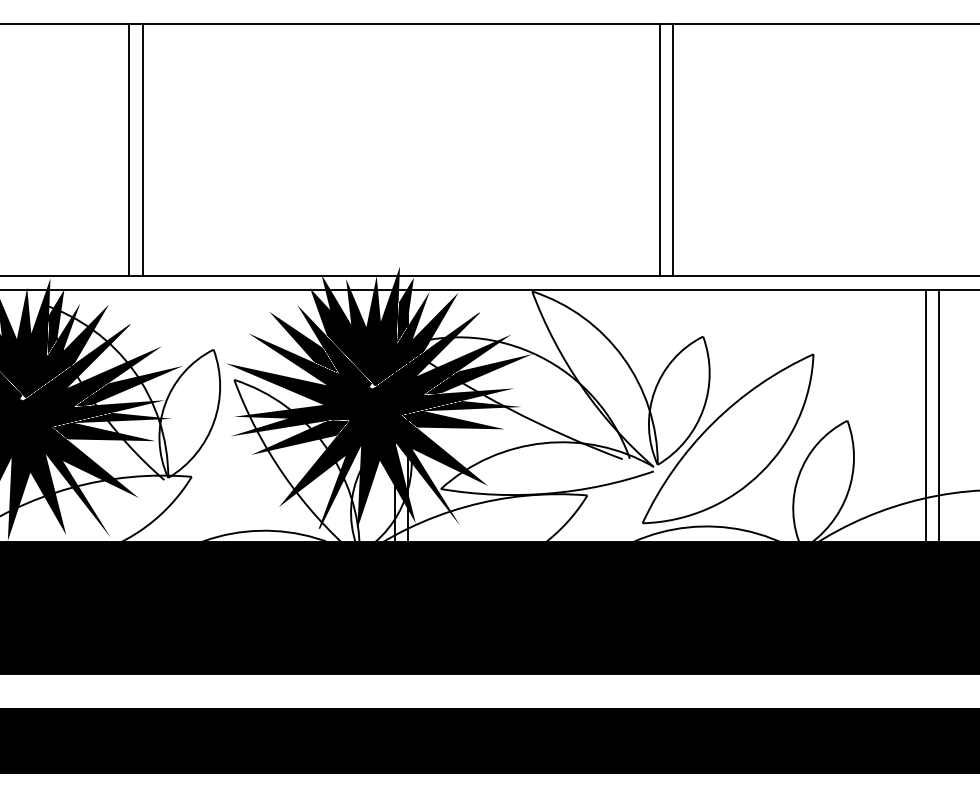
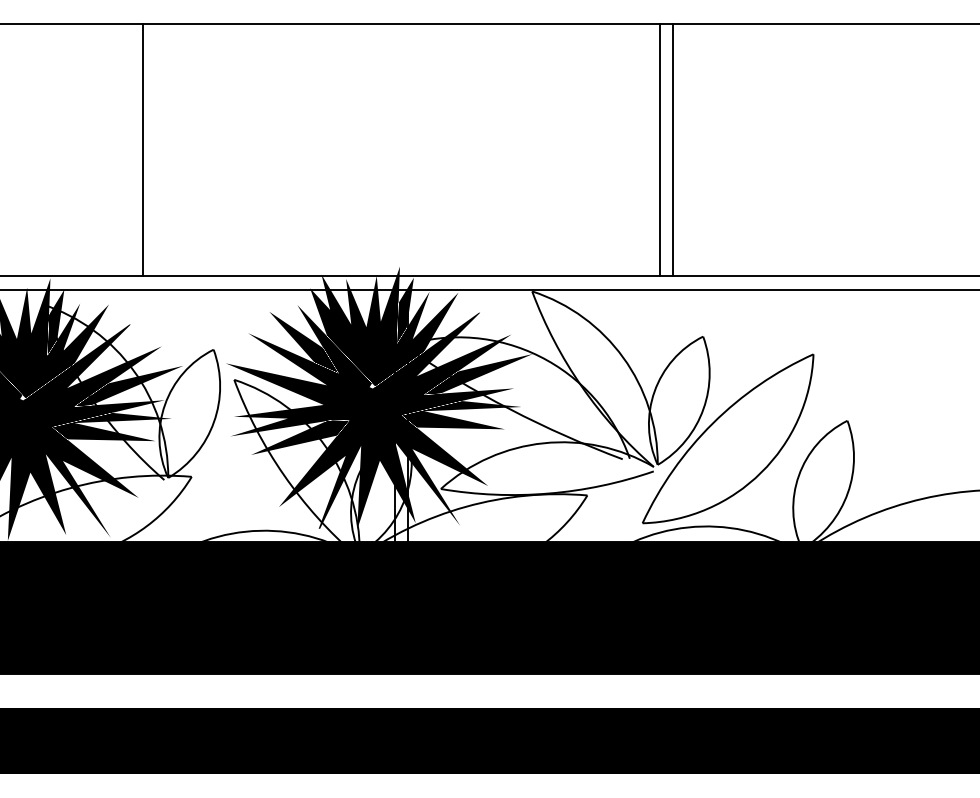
line: present -> none (129, 150)
line: present -> none (925, 415)
line: present -> none (938, 415)
